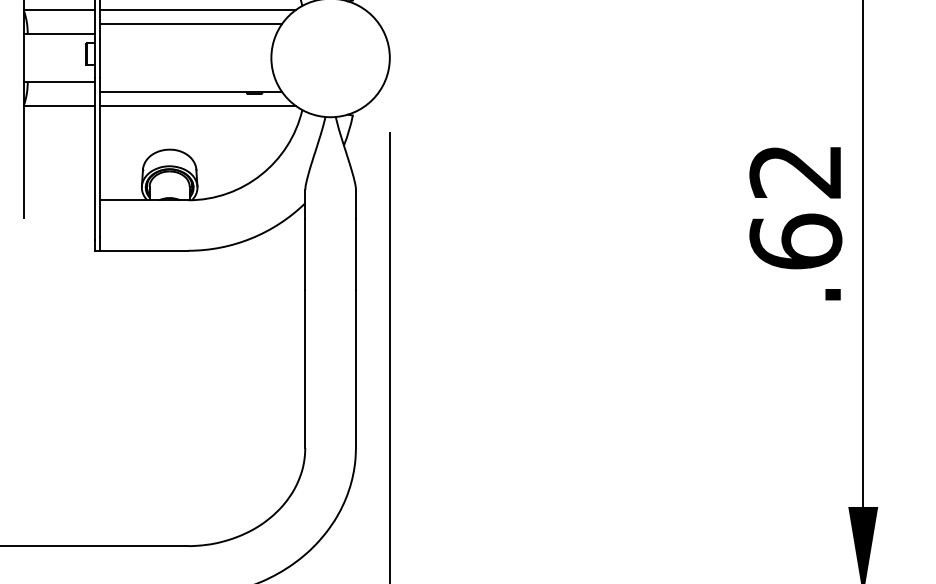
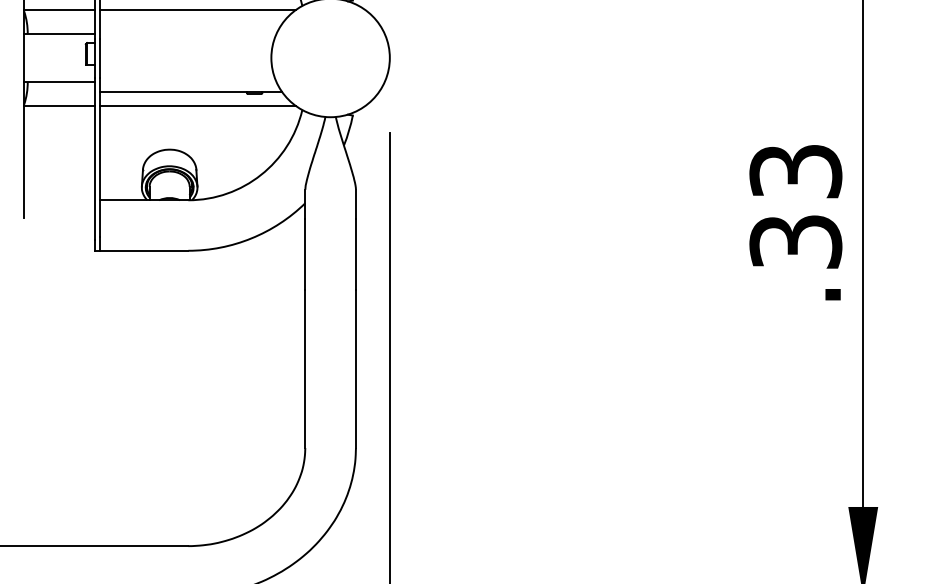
line: present -> none (191, 23)
text: .62 -> .33 (795, 207)
